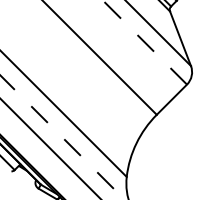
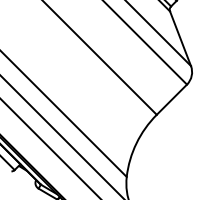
line: dashed -> solid (144, 42)
line: dashed -> solid (62, 137)
